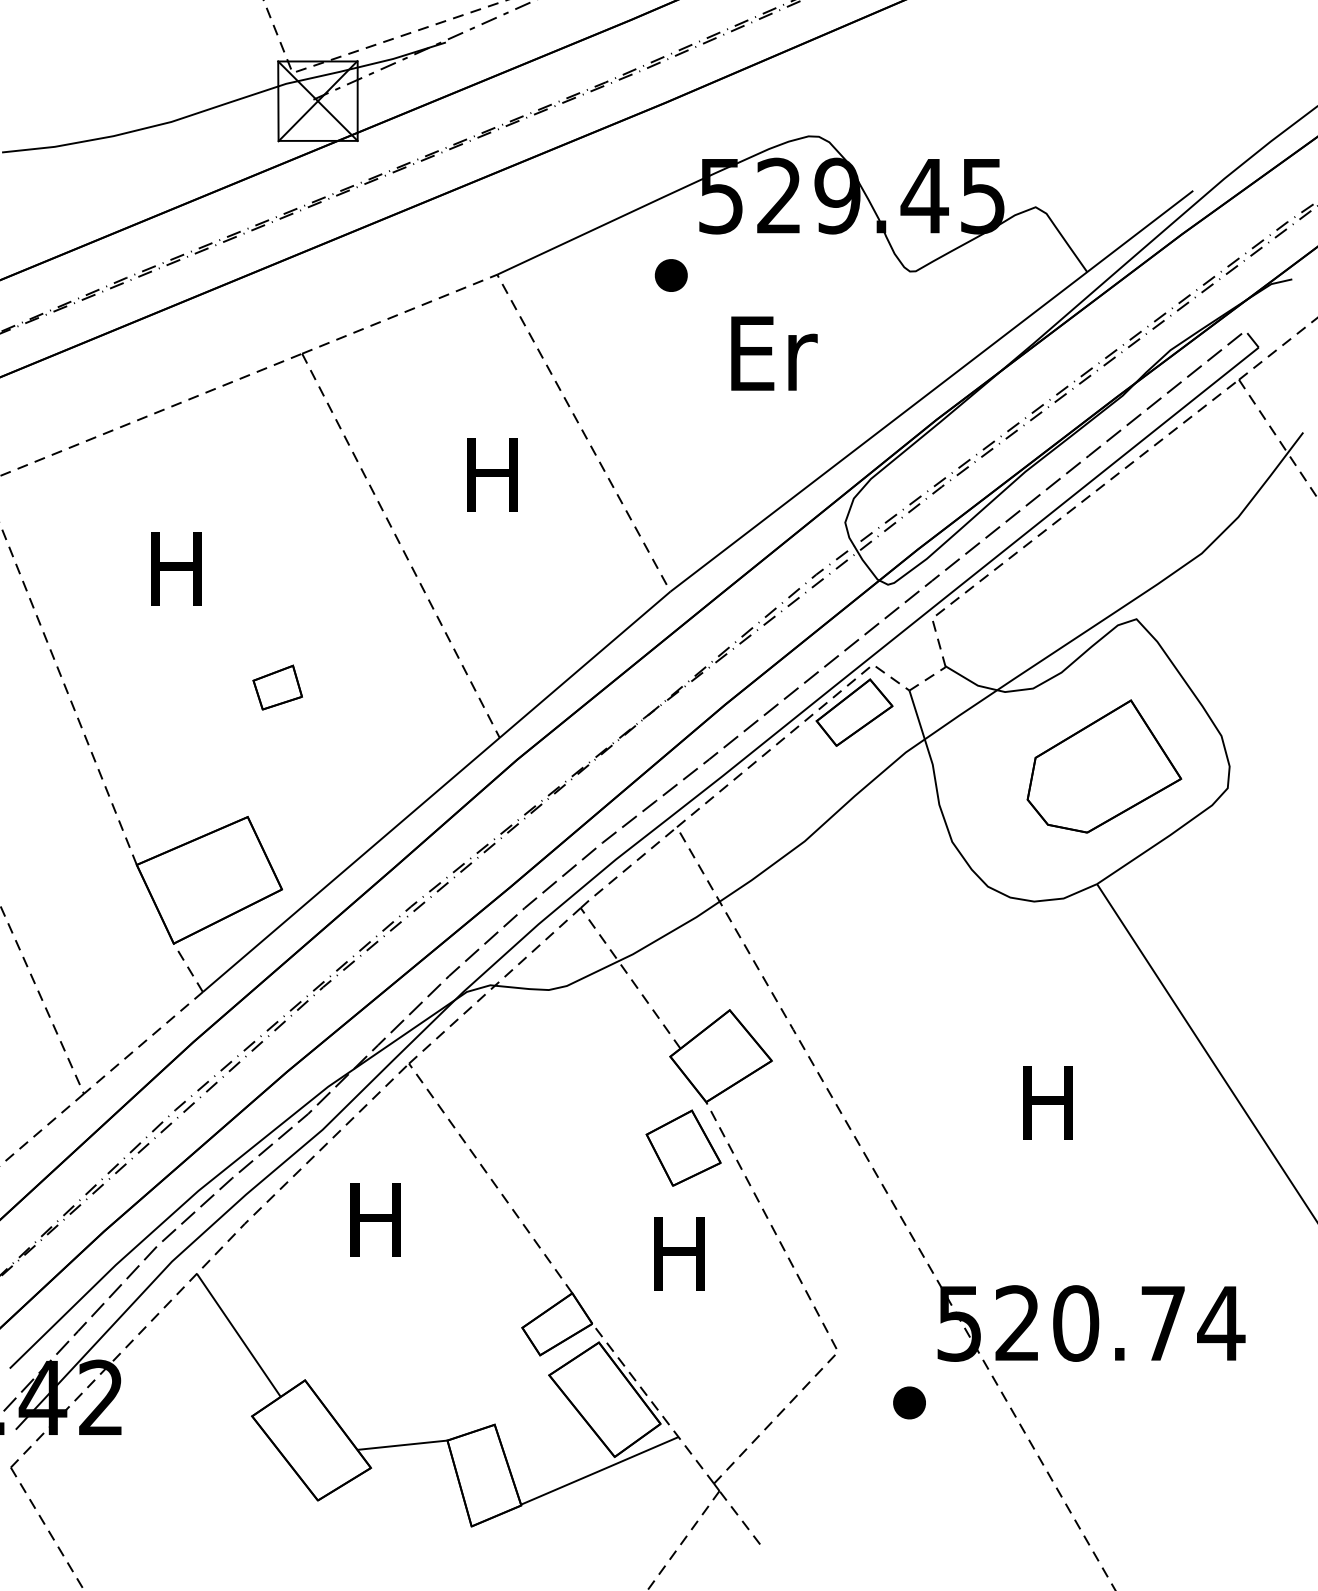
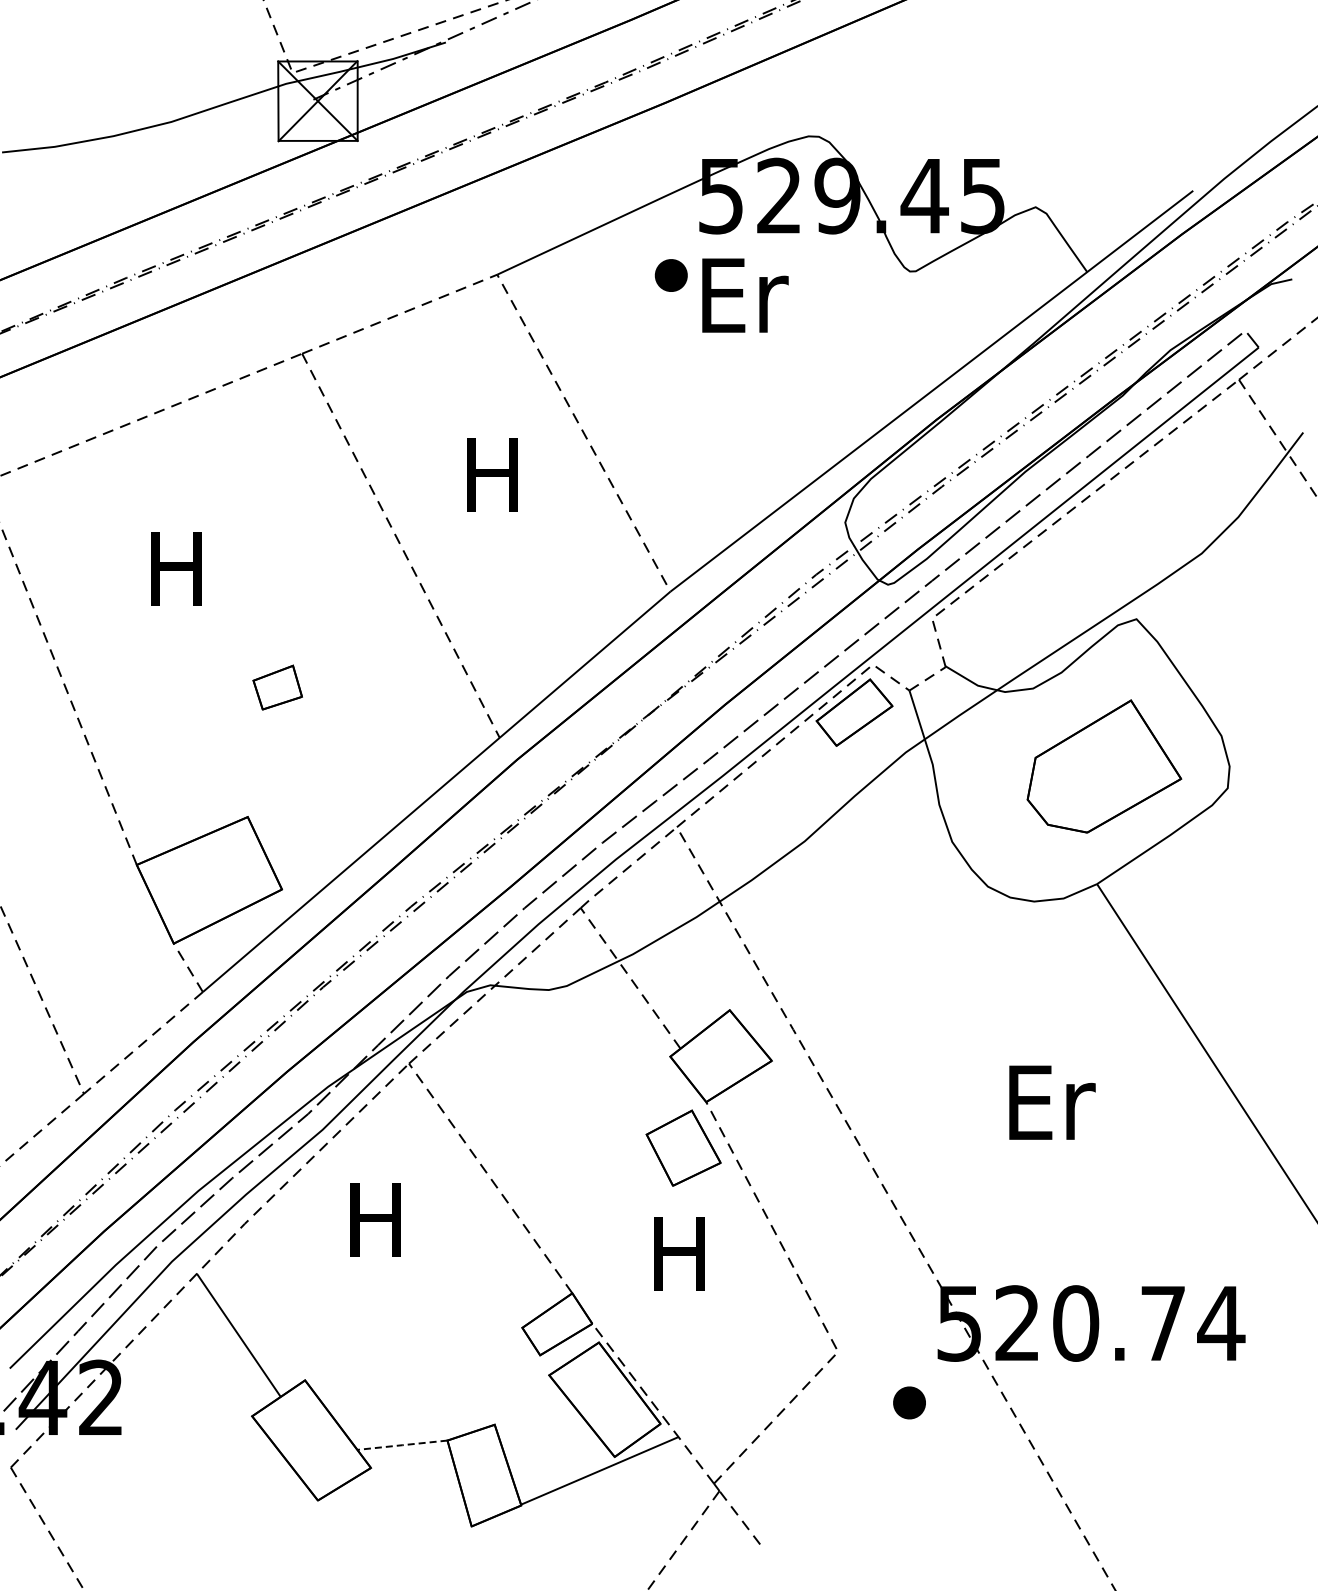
text position: (774, 353) -> (745, 295) (745, 295)
text: H -> Er (1052, 1102)
line: solid -> dashed (402, 1445)
